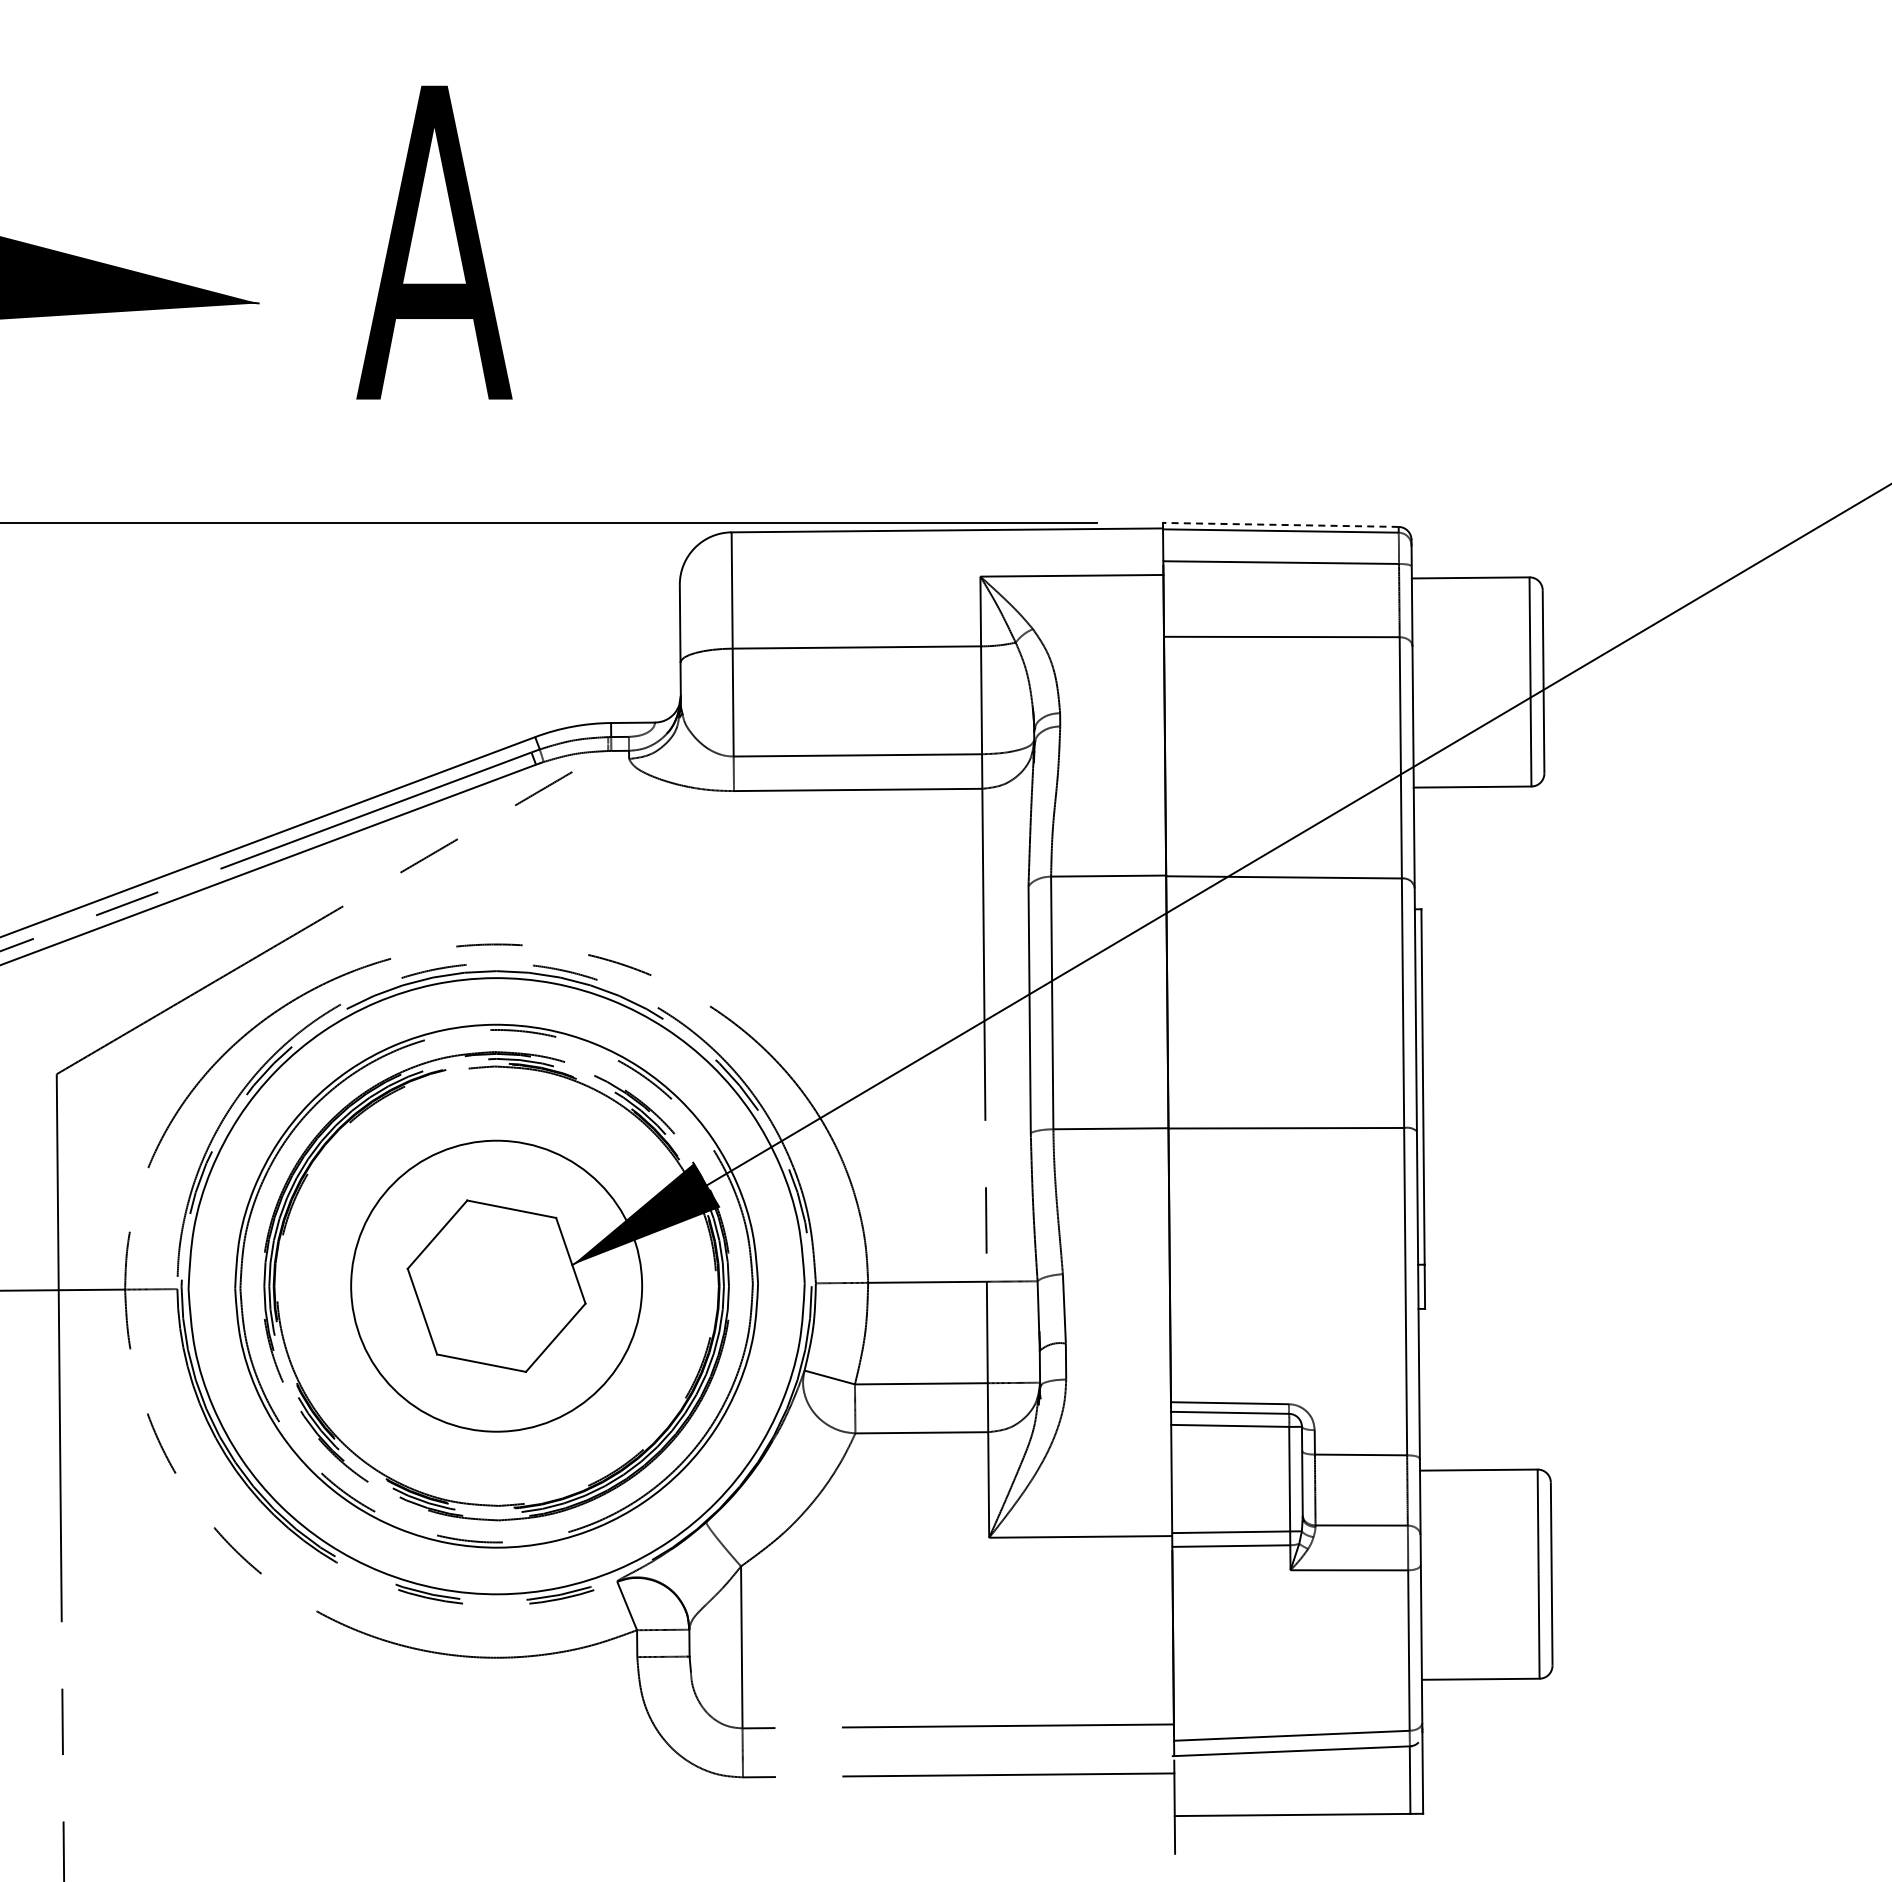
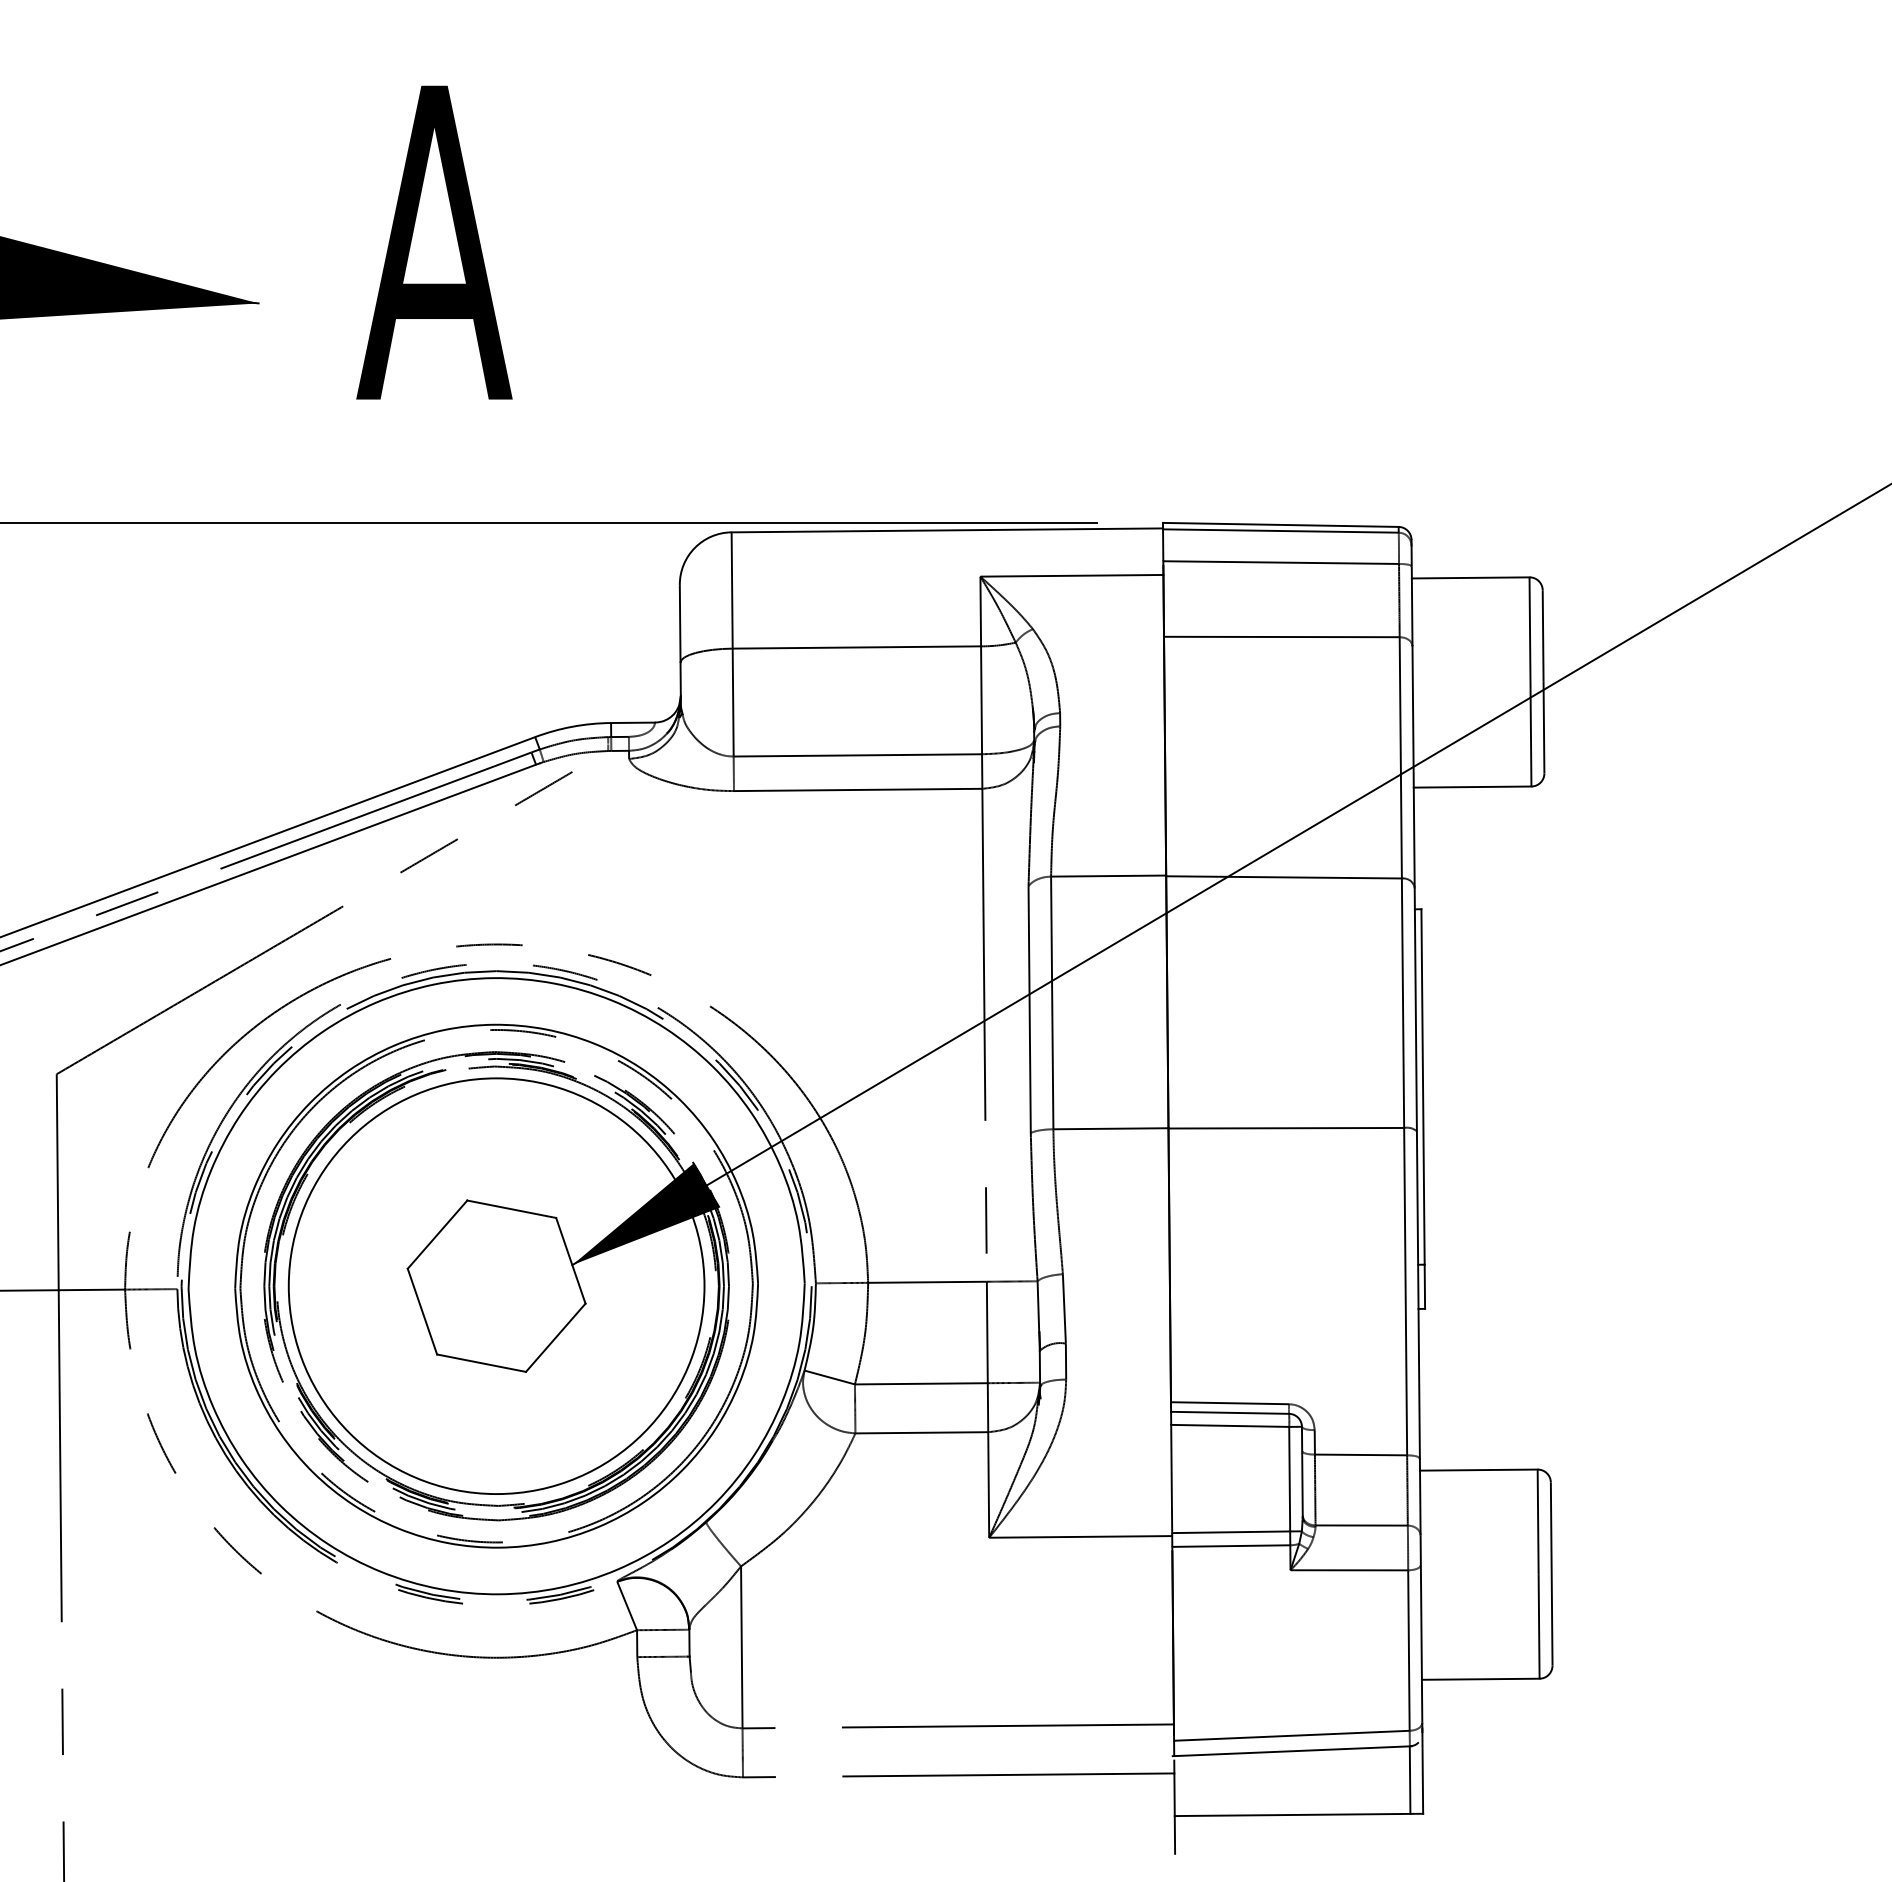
line: dashed -> solid (1280, 524)
circle diameter: 291 px -> 416 px (496, 1286)
